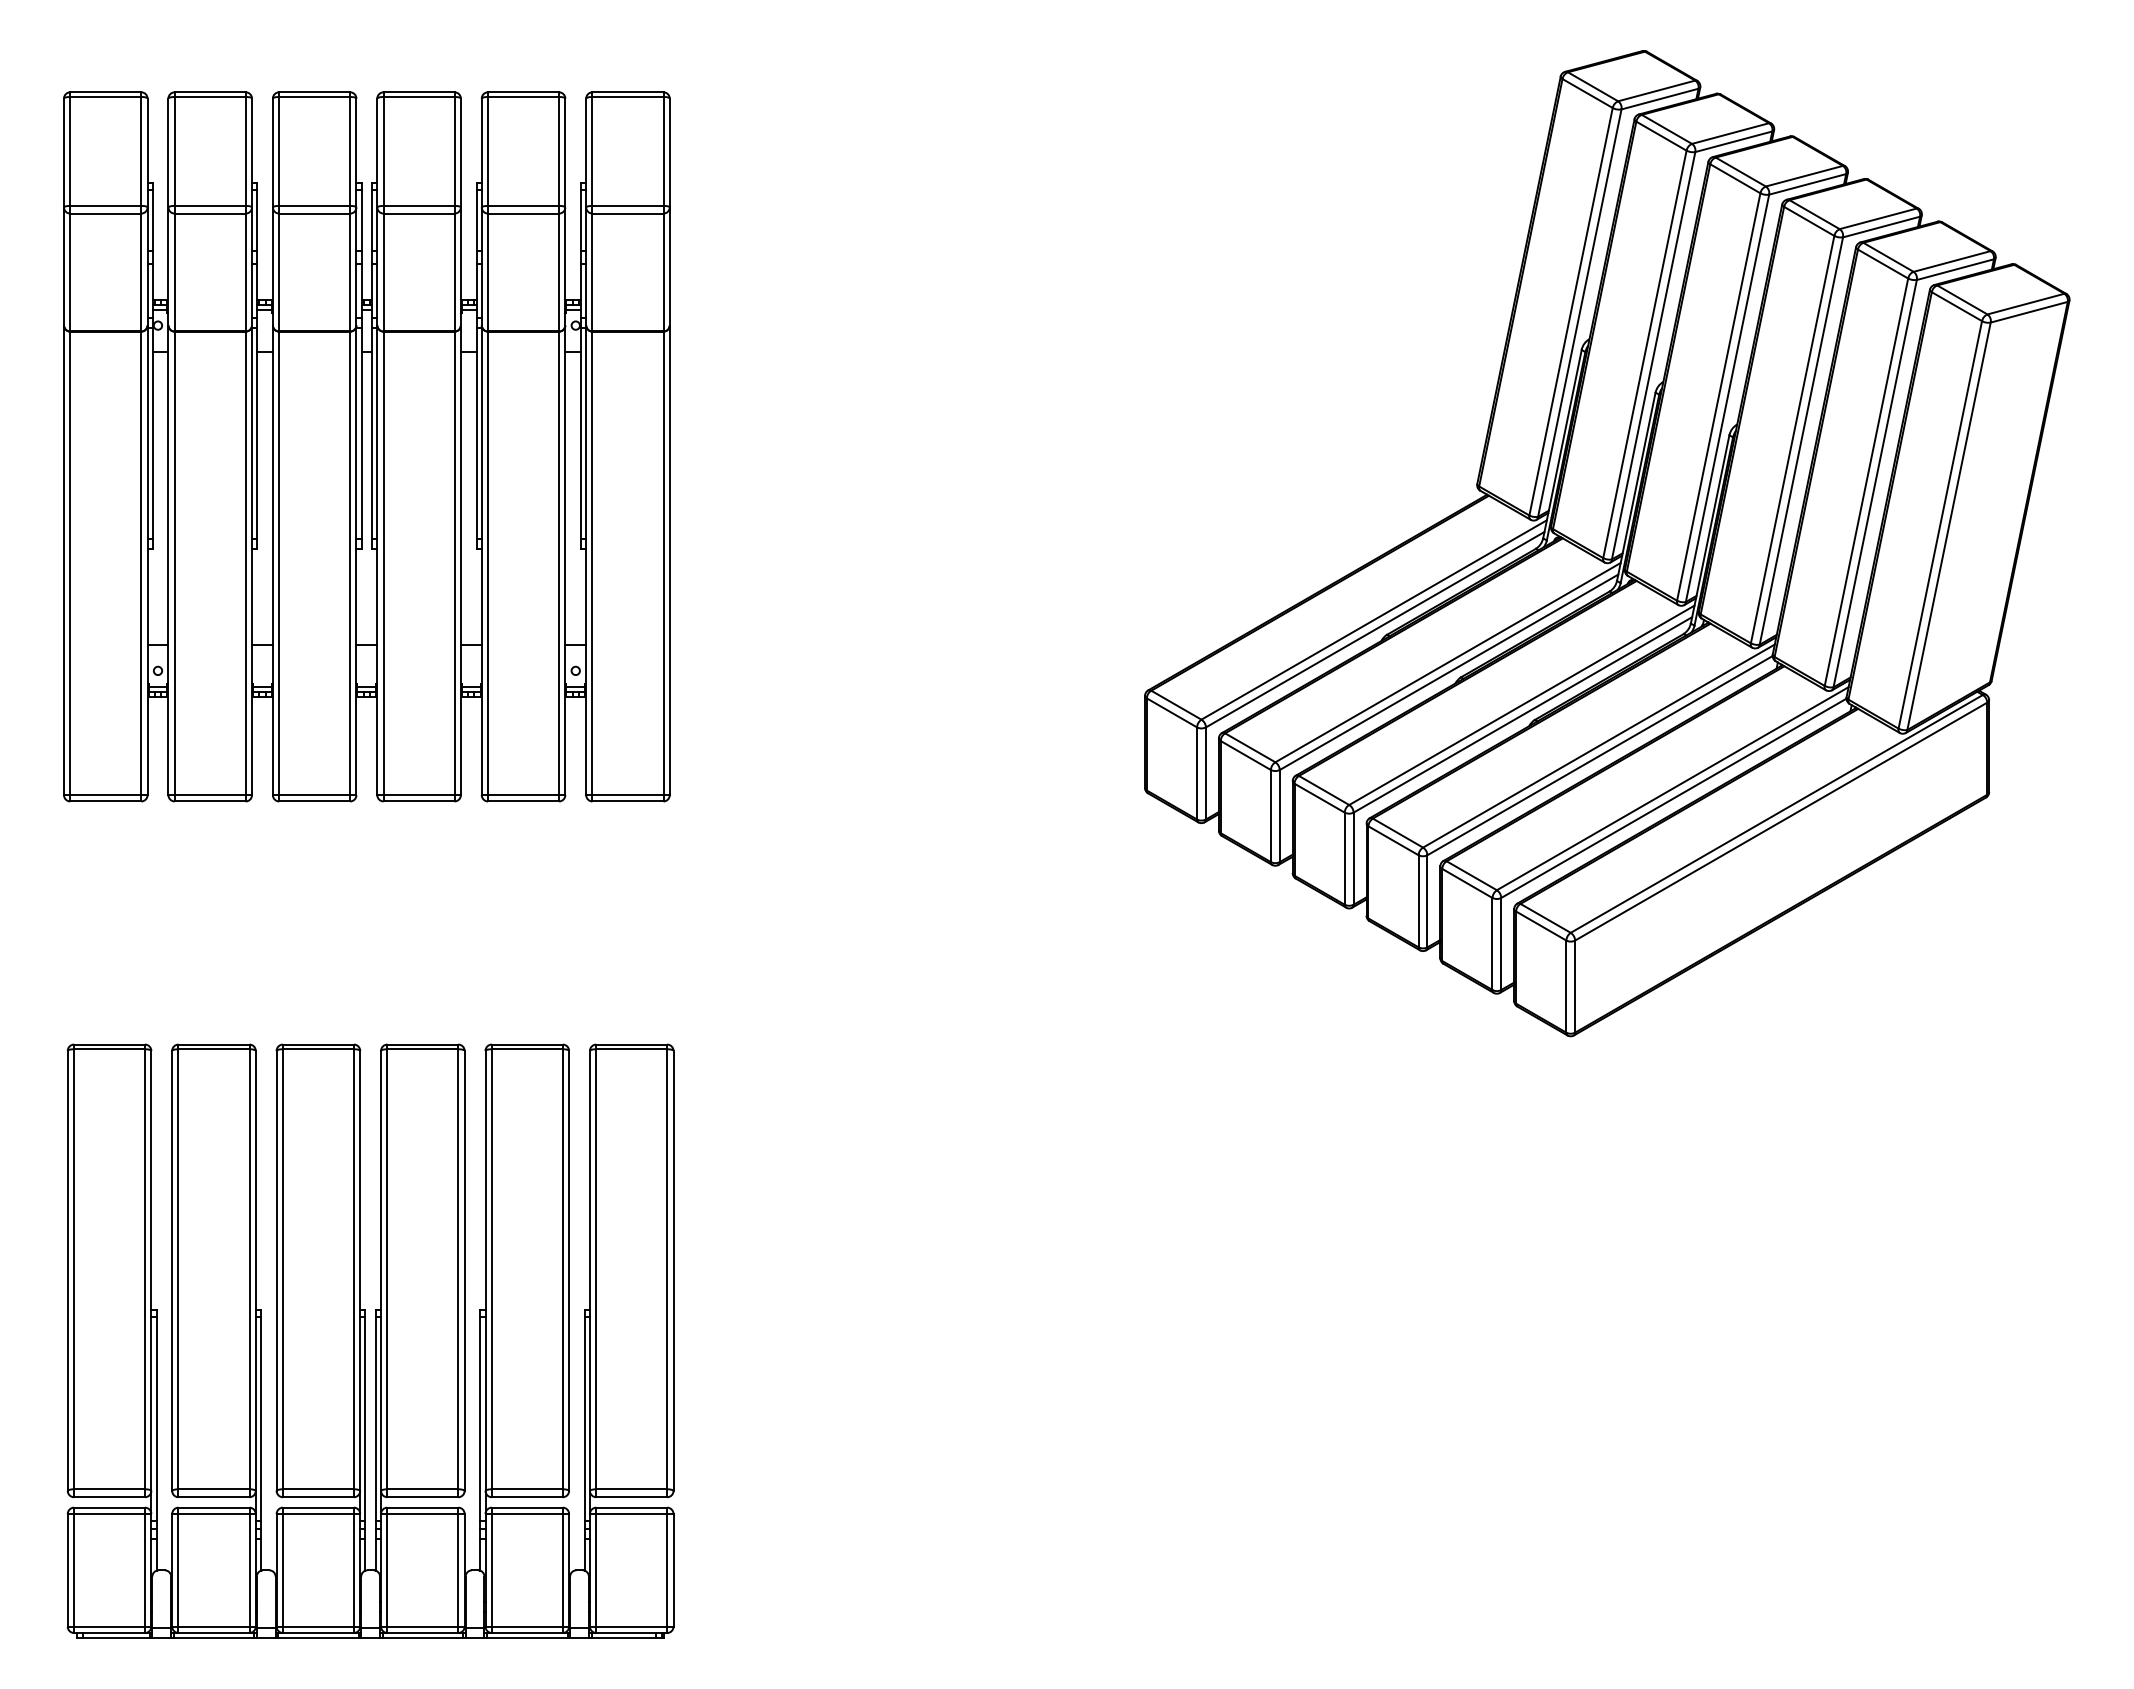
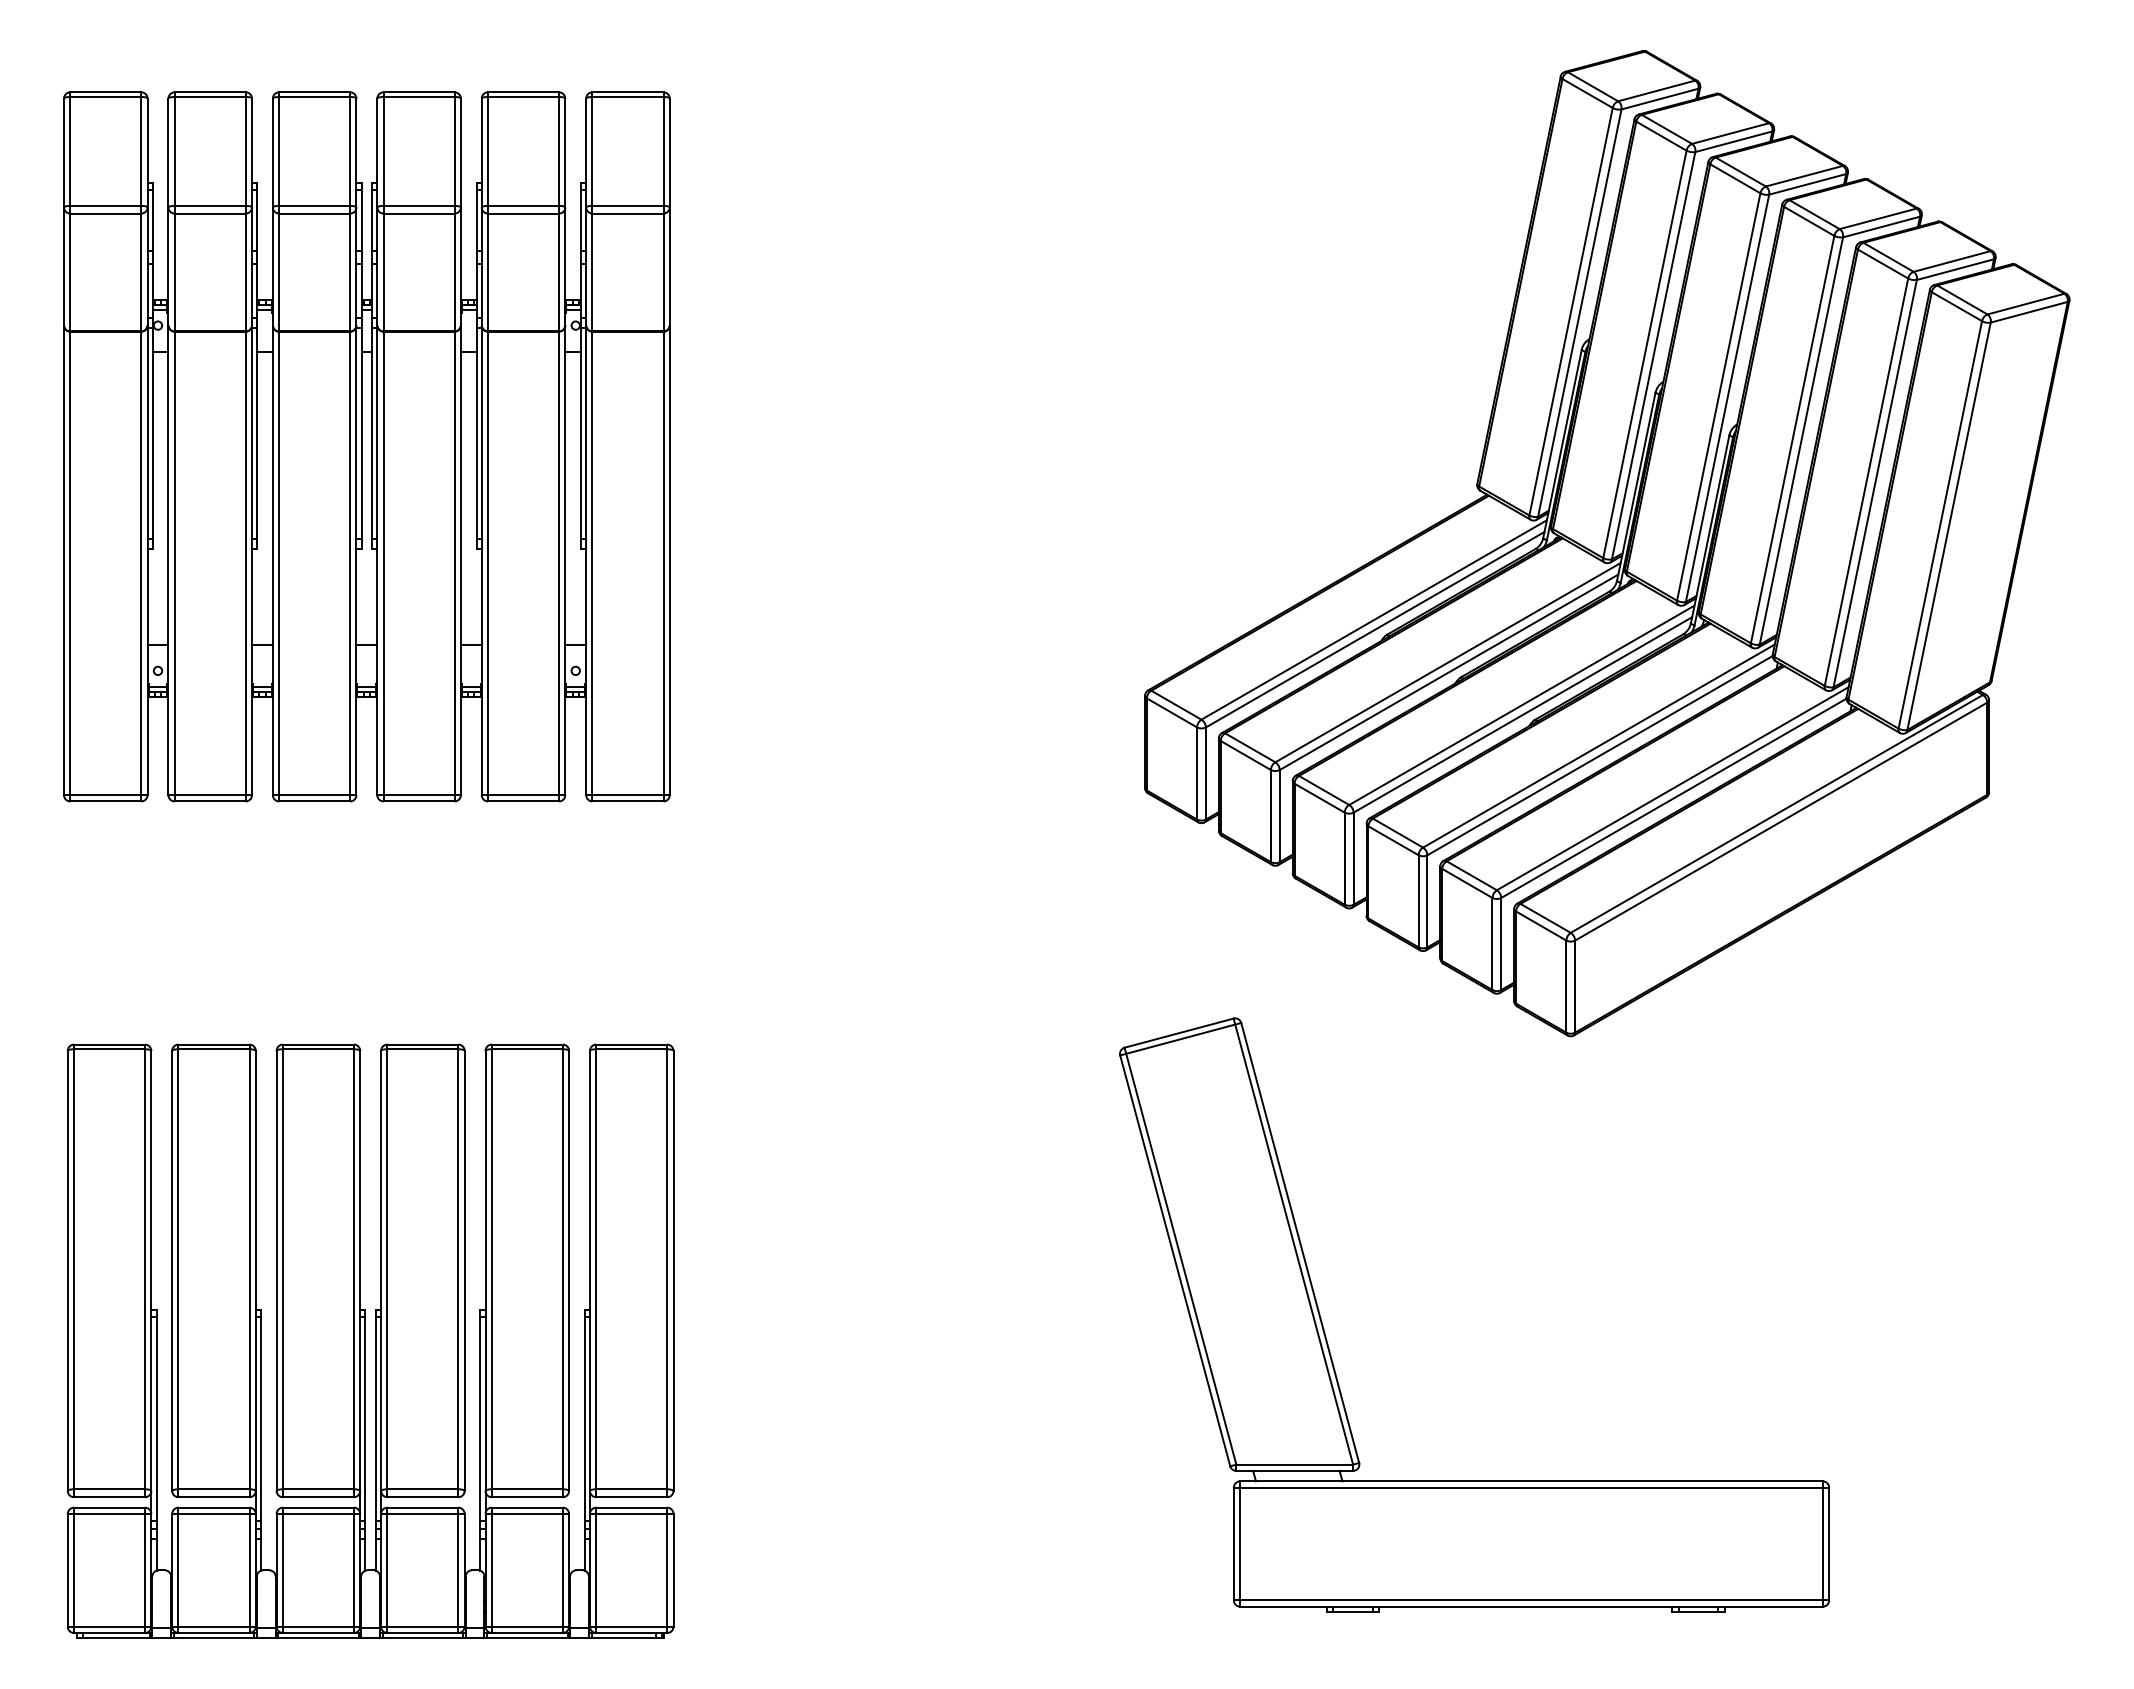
part: none -> present (1332, 1358)
